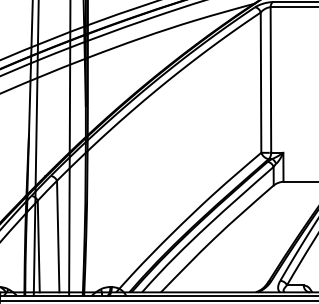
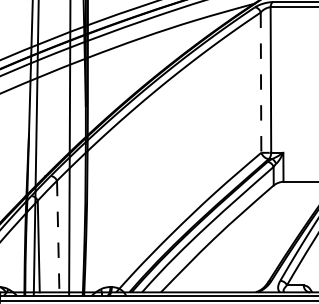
line: solid -> dashed (261, 83)
line: solid -> dashed (58, 236)
